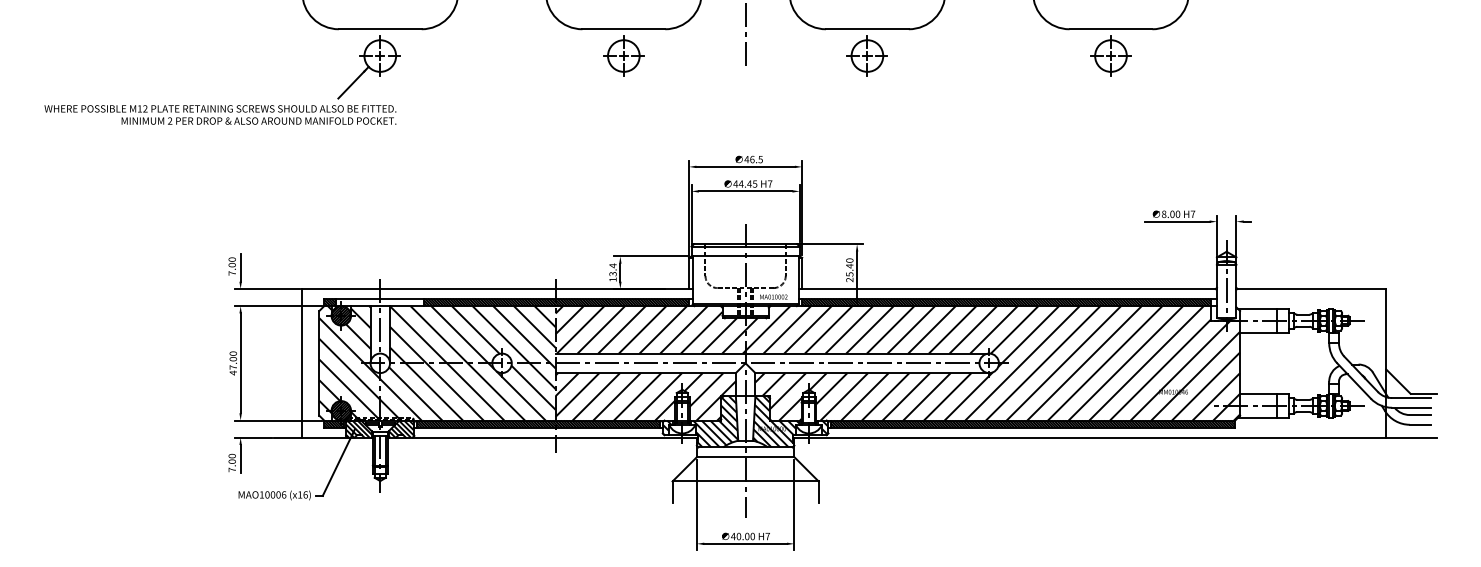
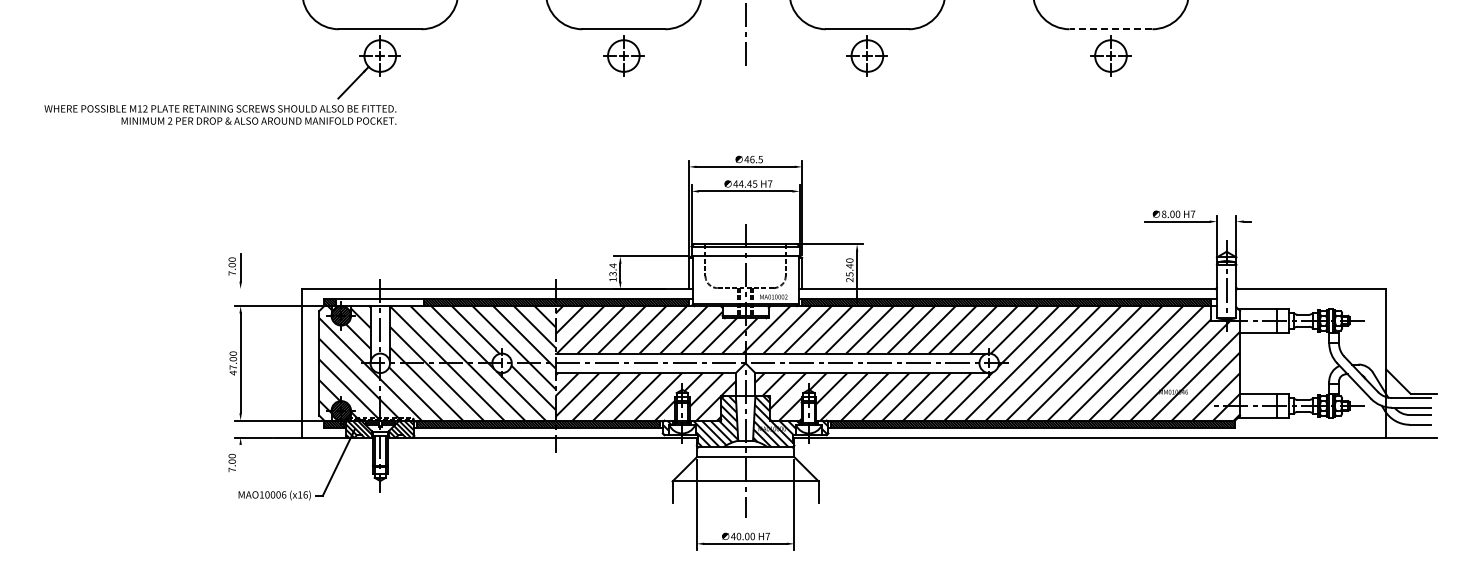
line: solid -> dashed (1110, 29)
line: present -> none (266, 289)
line: present -> none (240, 458)
